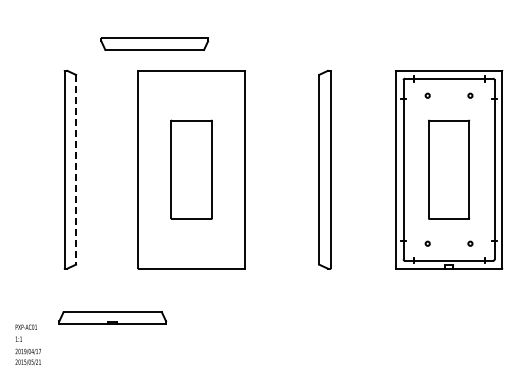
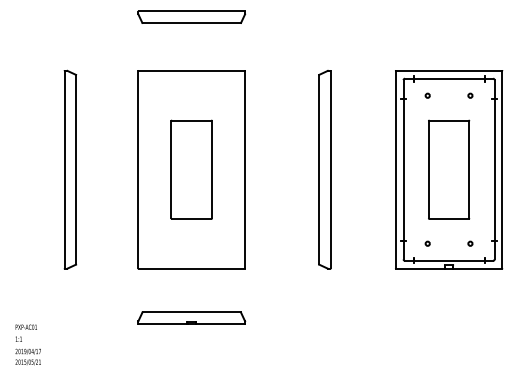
part position: (154, 43) -> (191, 16) (191, 16)
line: dashed -> solid (76, 169)
part position: (112, 317) -> (191, 317) (191, 317)
